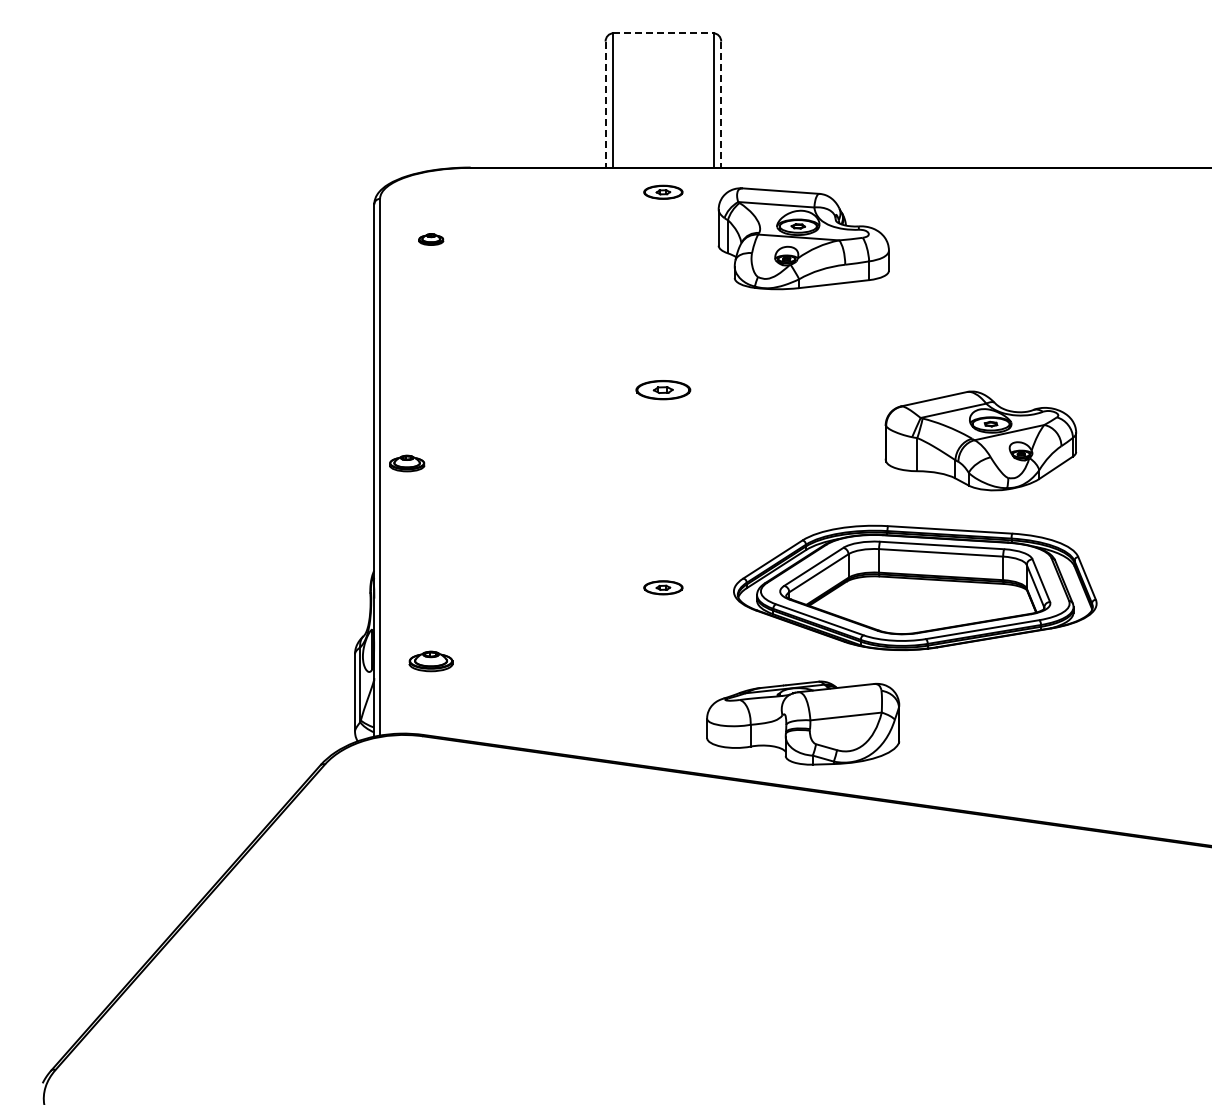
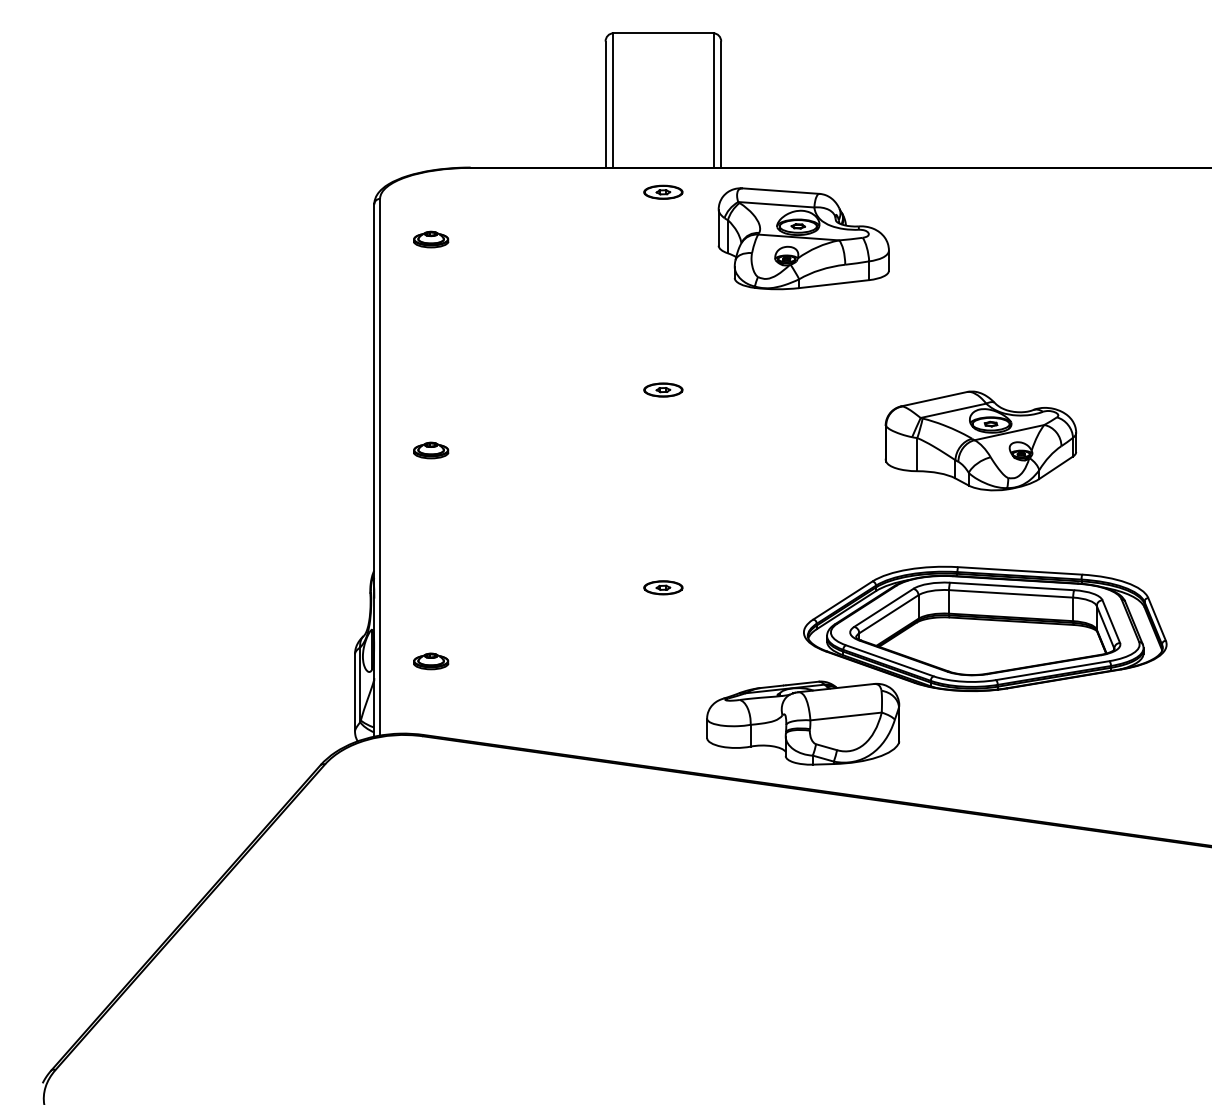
line: dashed -> solid (663, 33)
line: dashed -> solid (605, 105)
line: dashed -> solid (721, 105)
part size: 27x13 px -> 37x19 px (431, 239)
part size: 57x21 px -> 41x16 px (663, 389)
part position: (407, 463) -> (431, 450) (431, 450)
part position: (915, 587) -> (985, 628) (985, 628)
part size: 46x23 px -> 37x19 px (431, 661)
